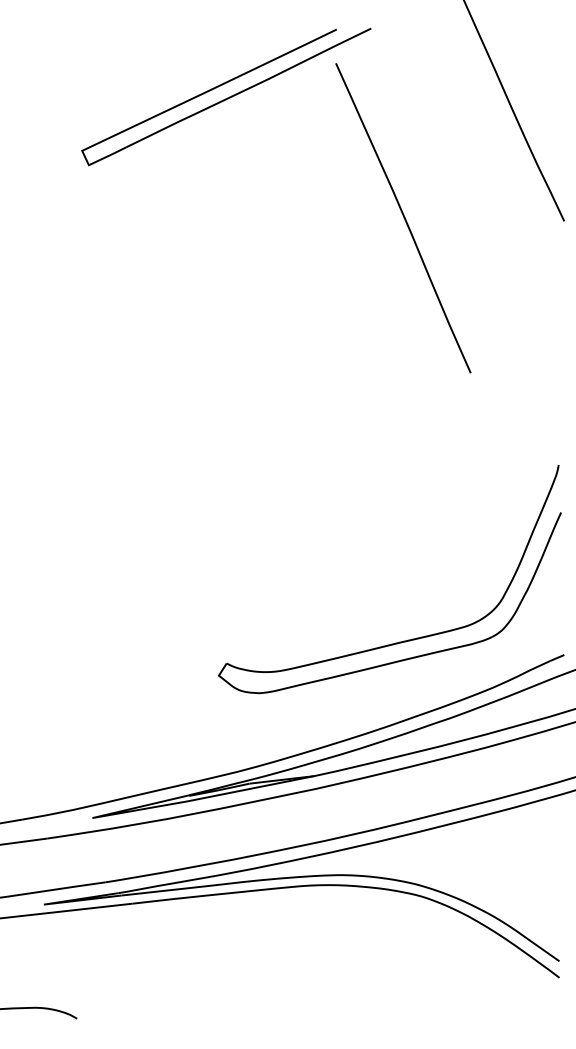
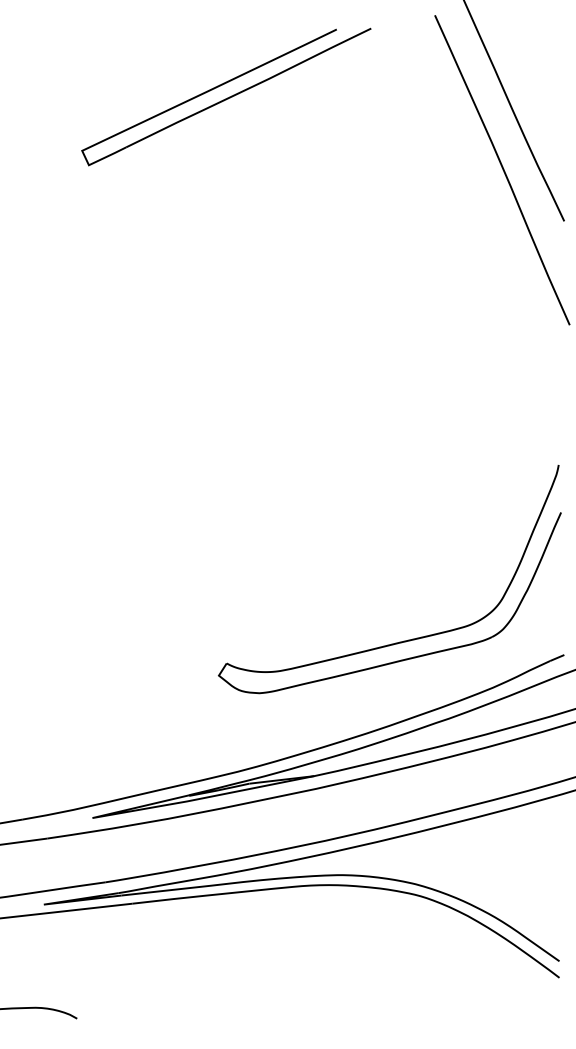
curve position: (403, 218) -> (502, 170) (502, 170)
